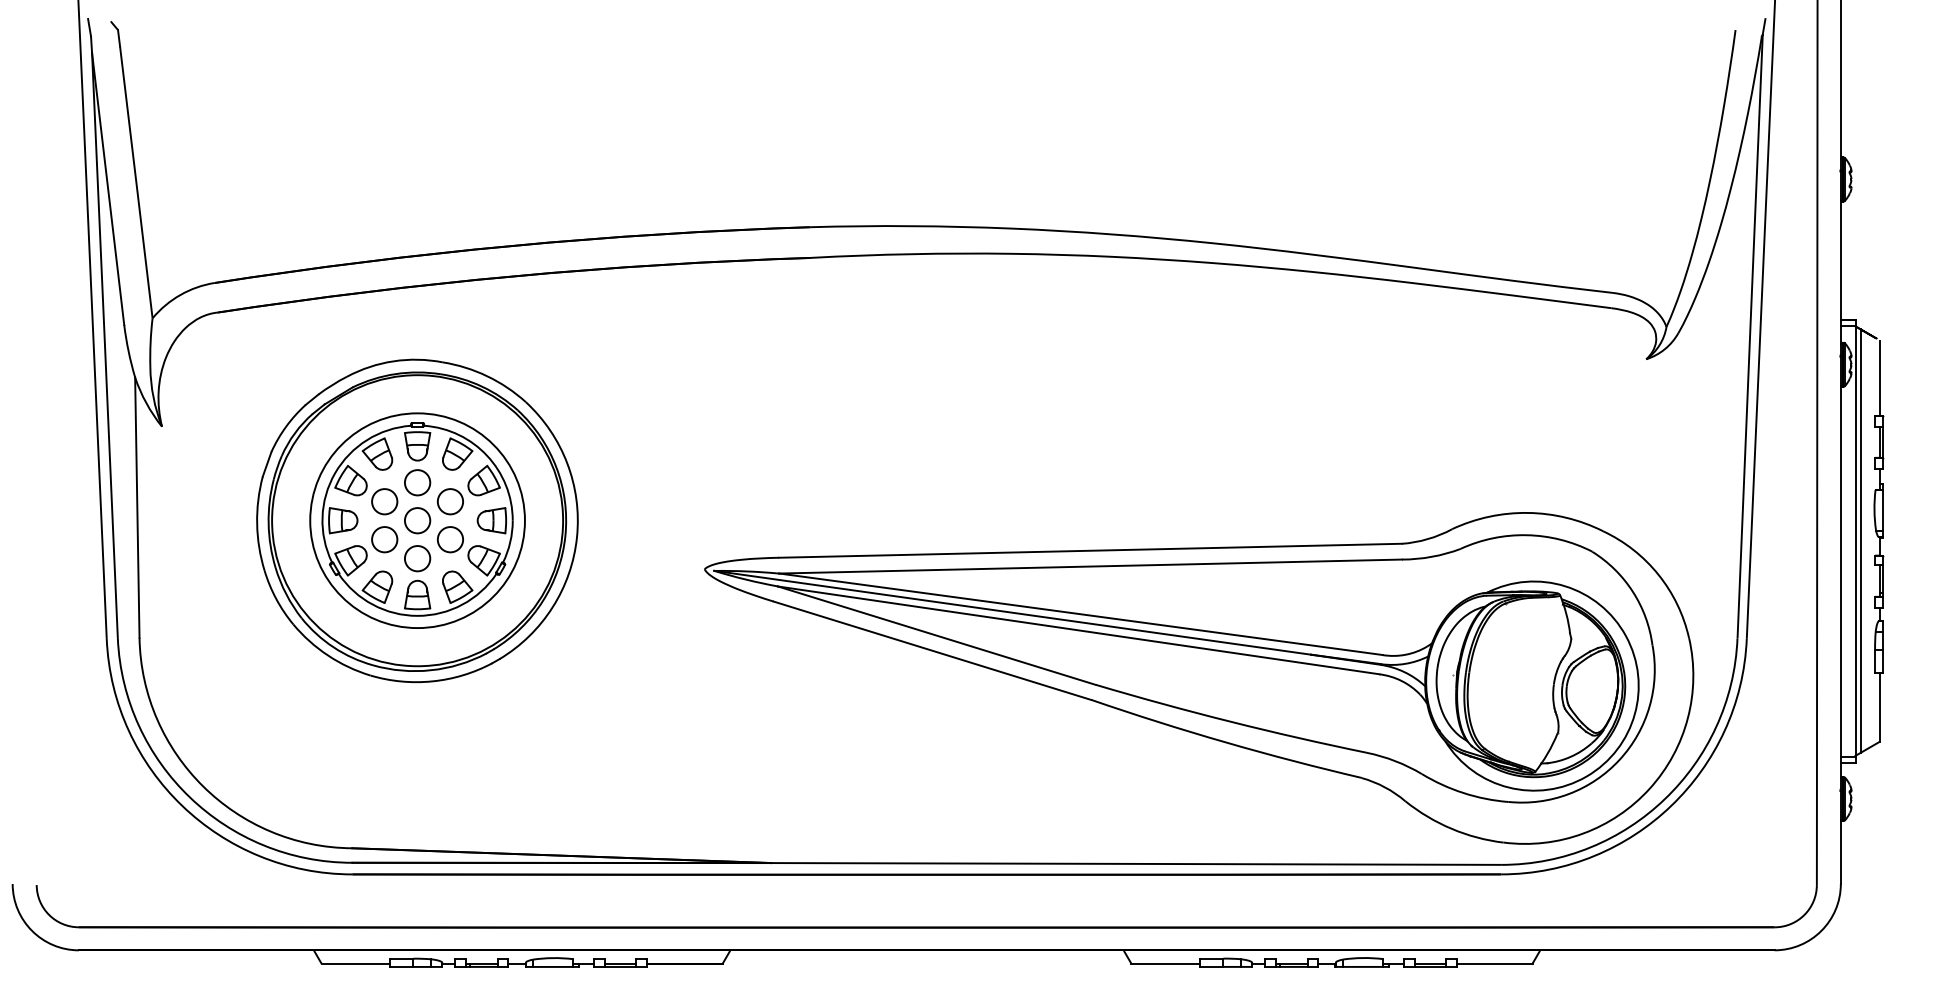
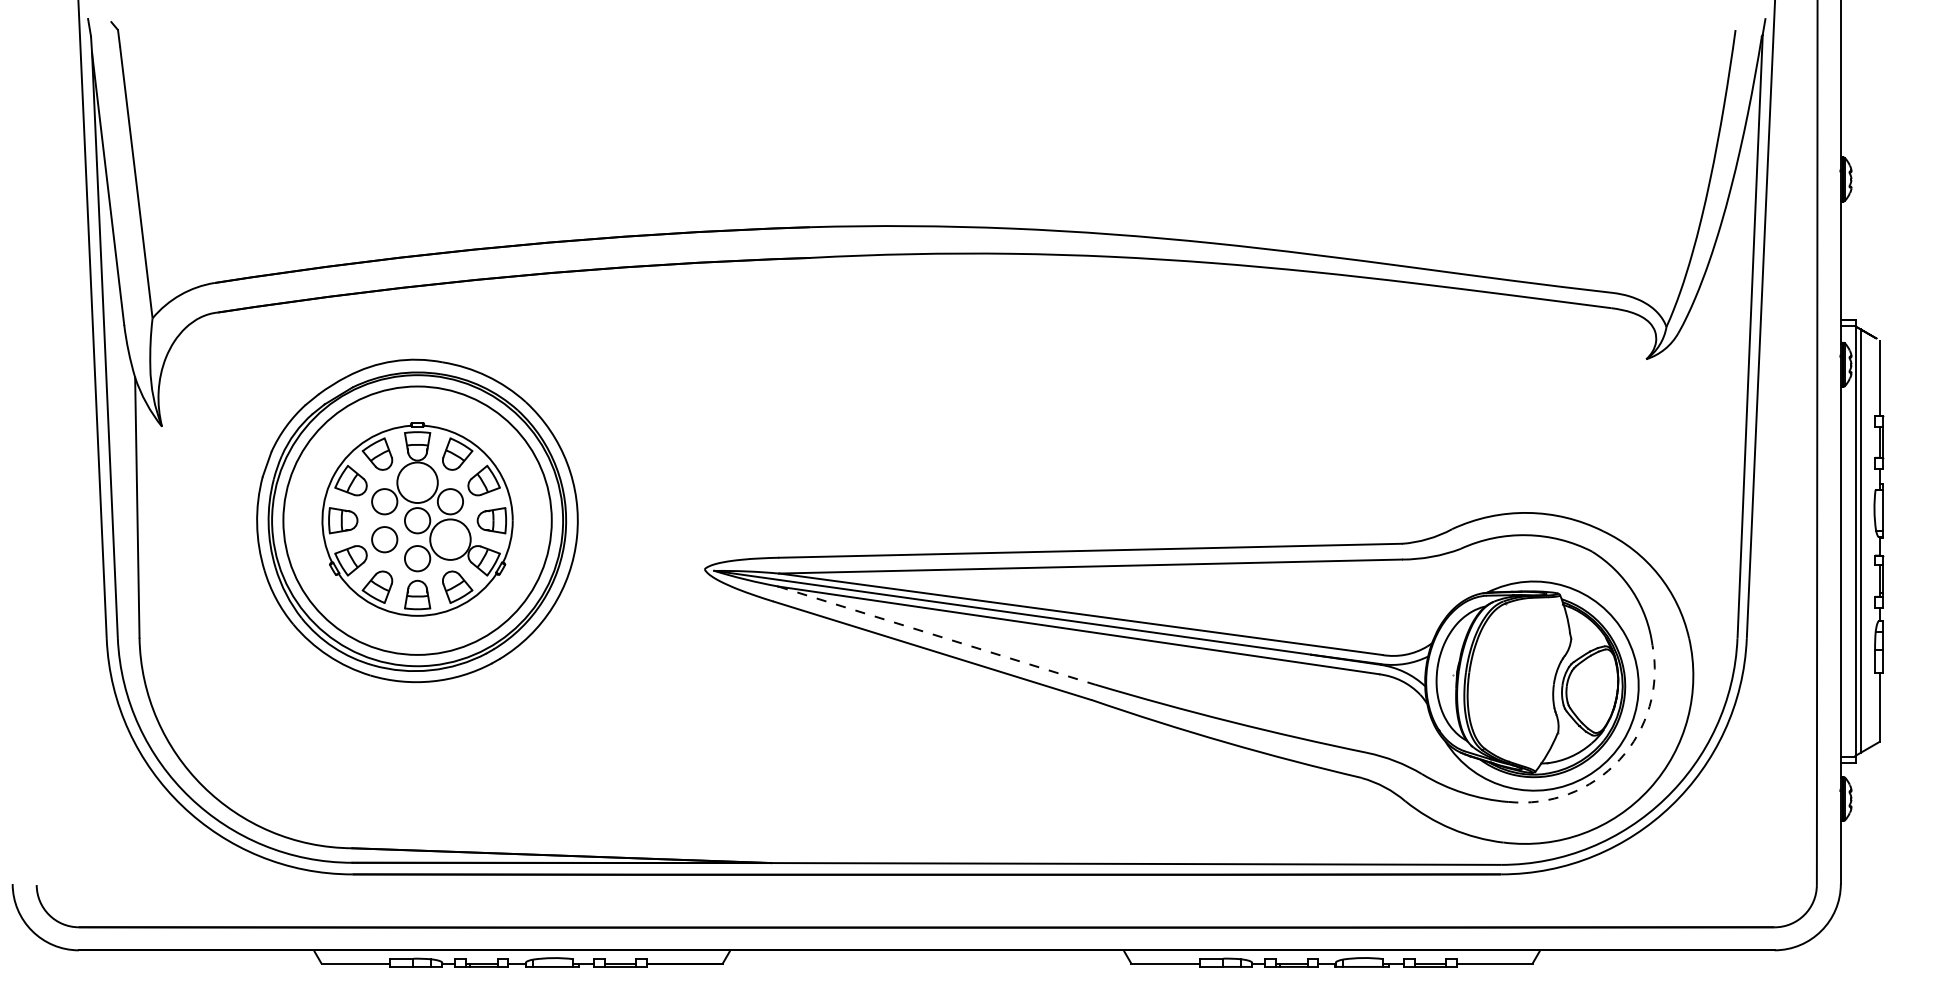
circle diameter: 25 px -> 40 px (417, 482)
circle diameter: 215 px -> 268 px (417, 520)
circle diameter: 25 px -> 40 px (450, 539)
line: solid -> dashed (937, 635)
arc: solid -> dashed (1619, 759)
